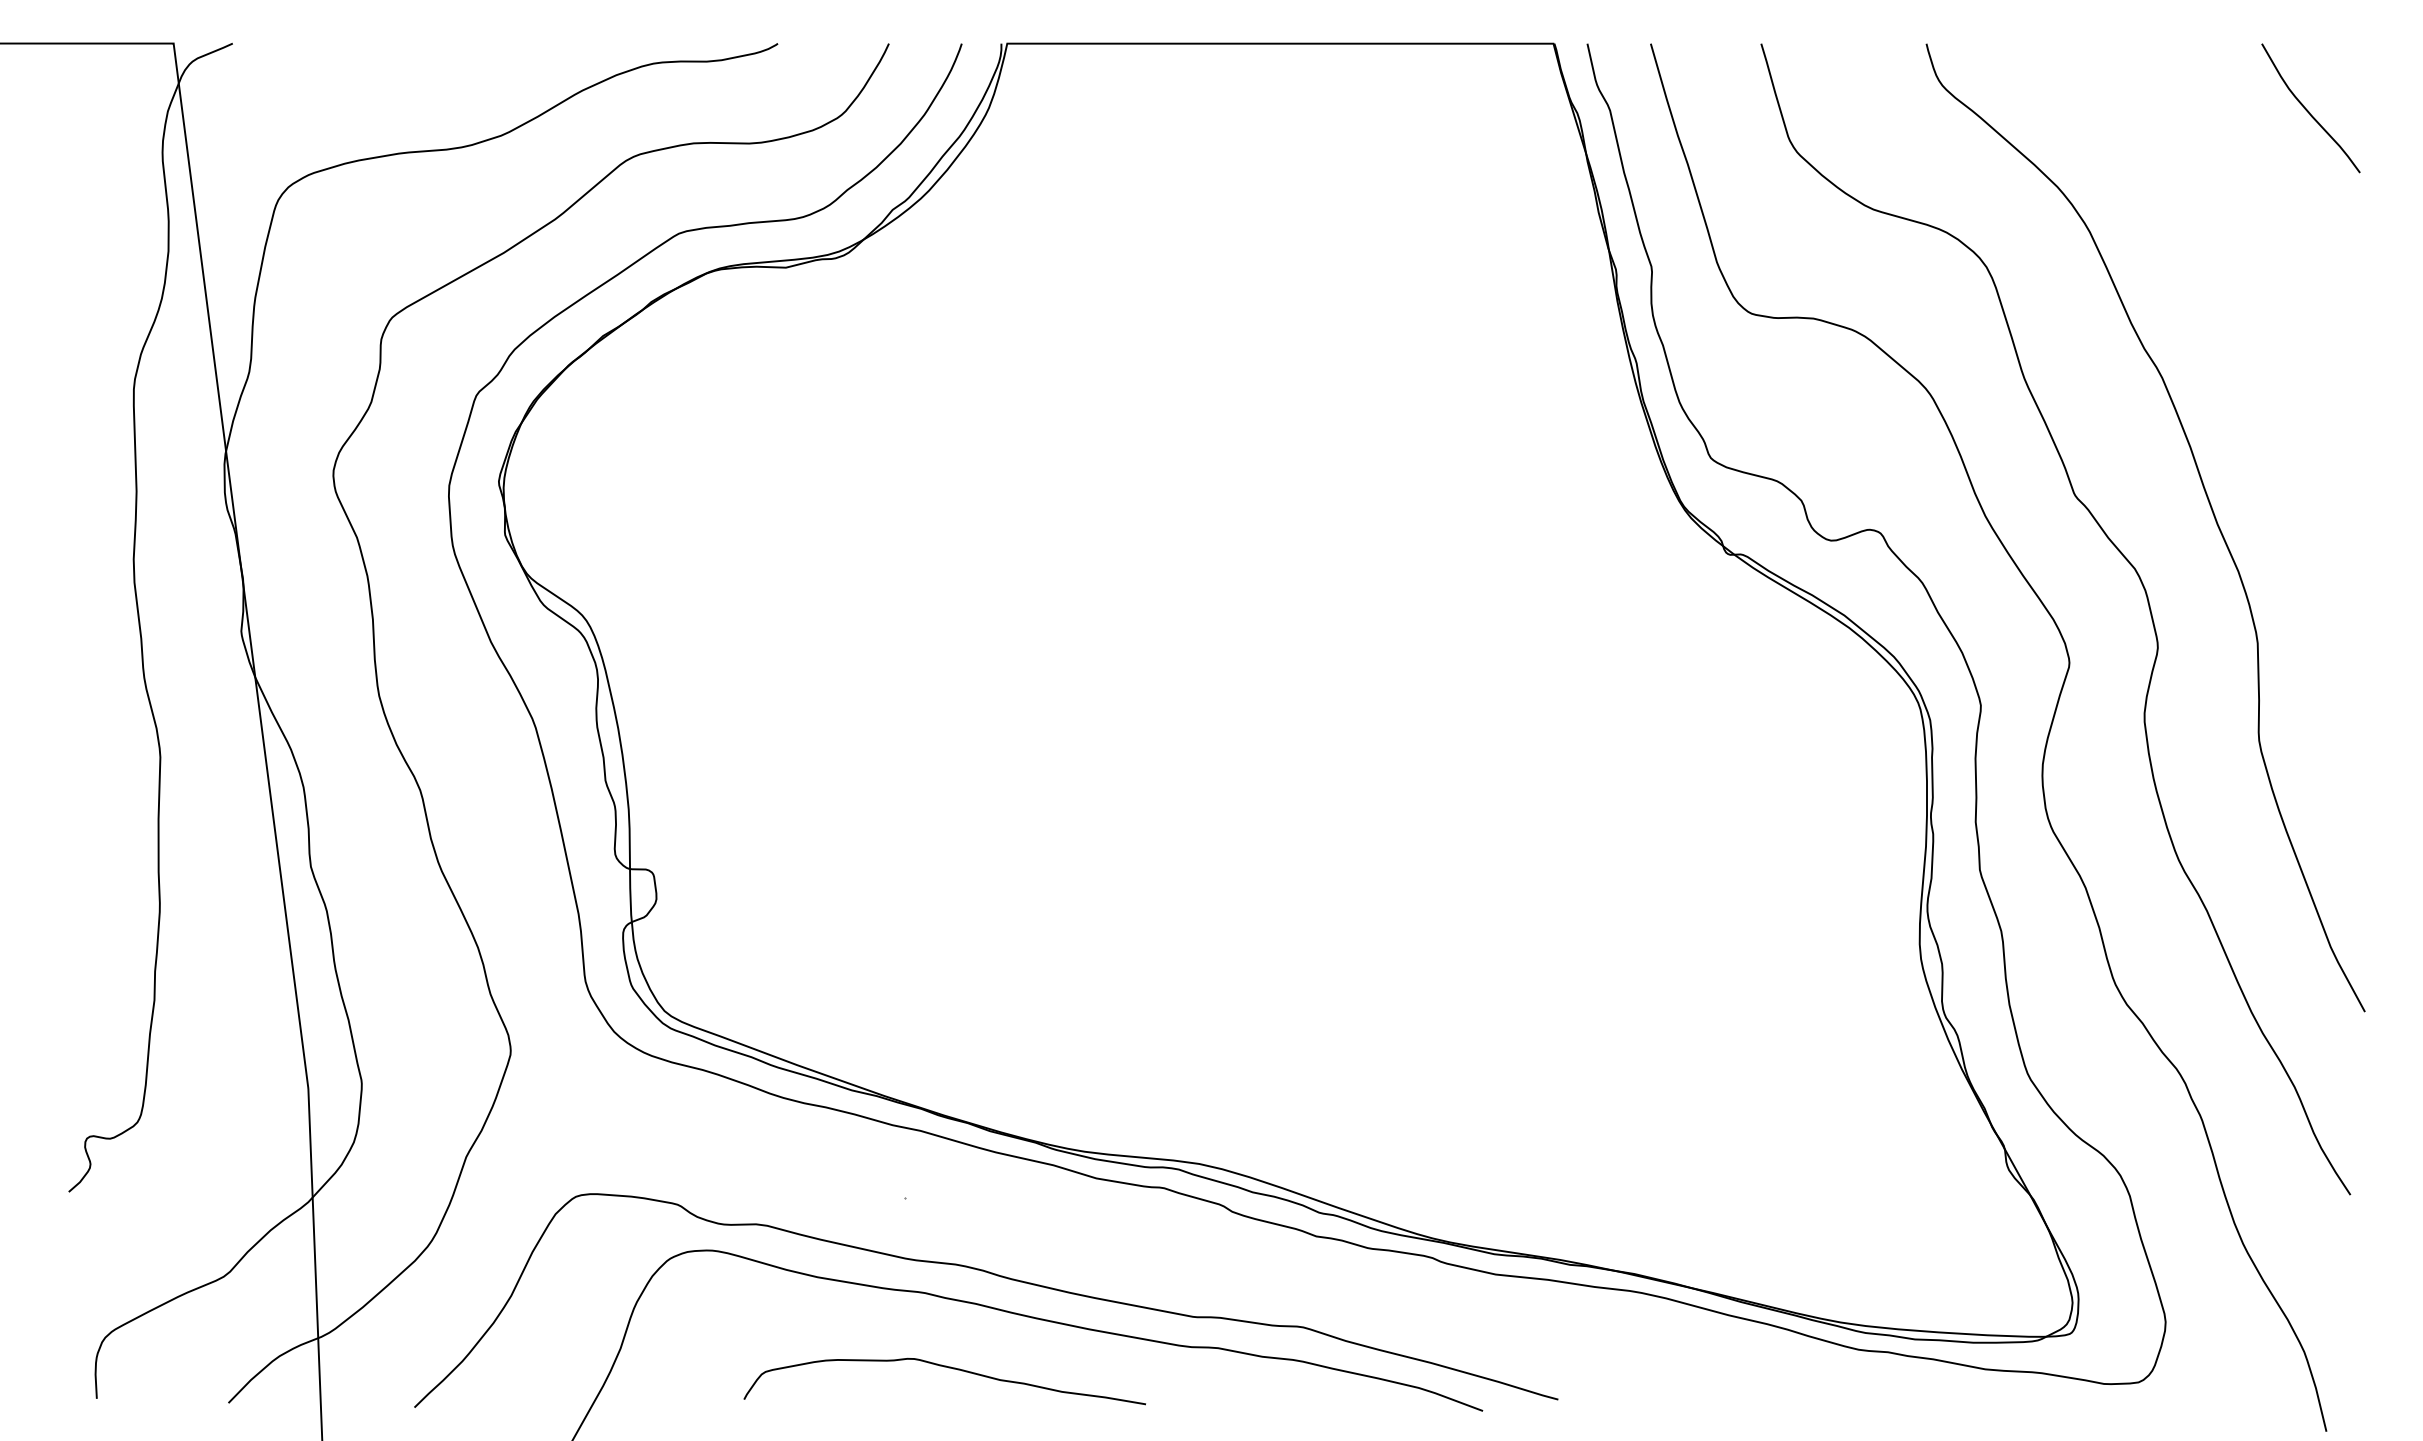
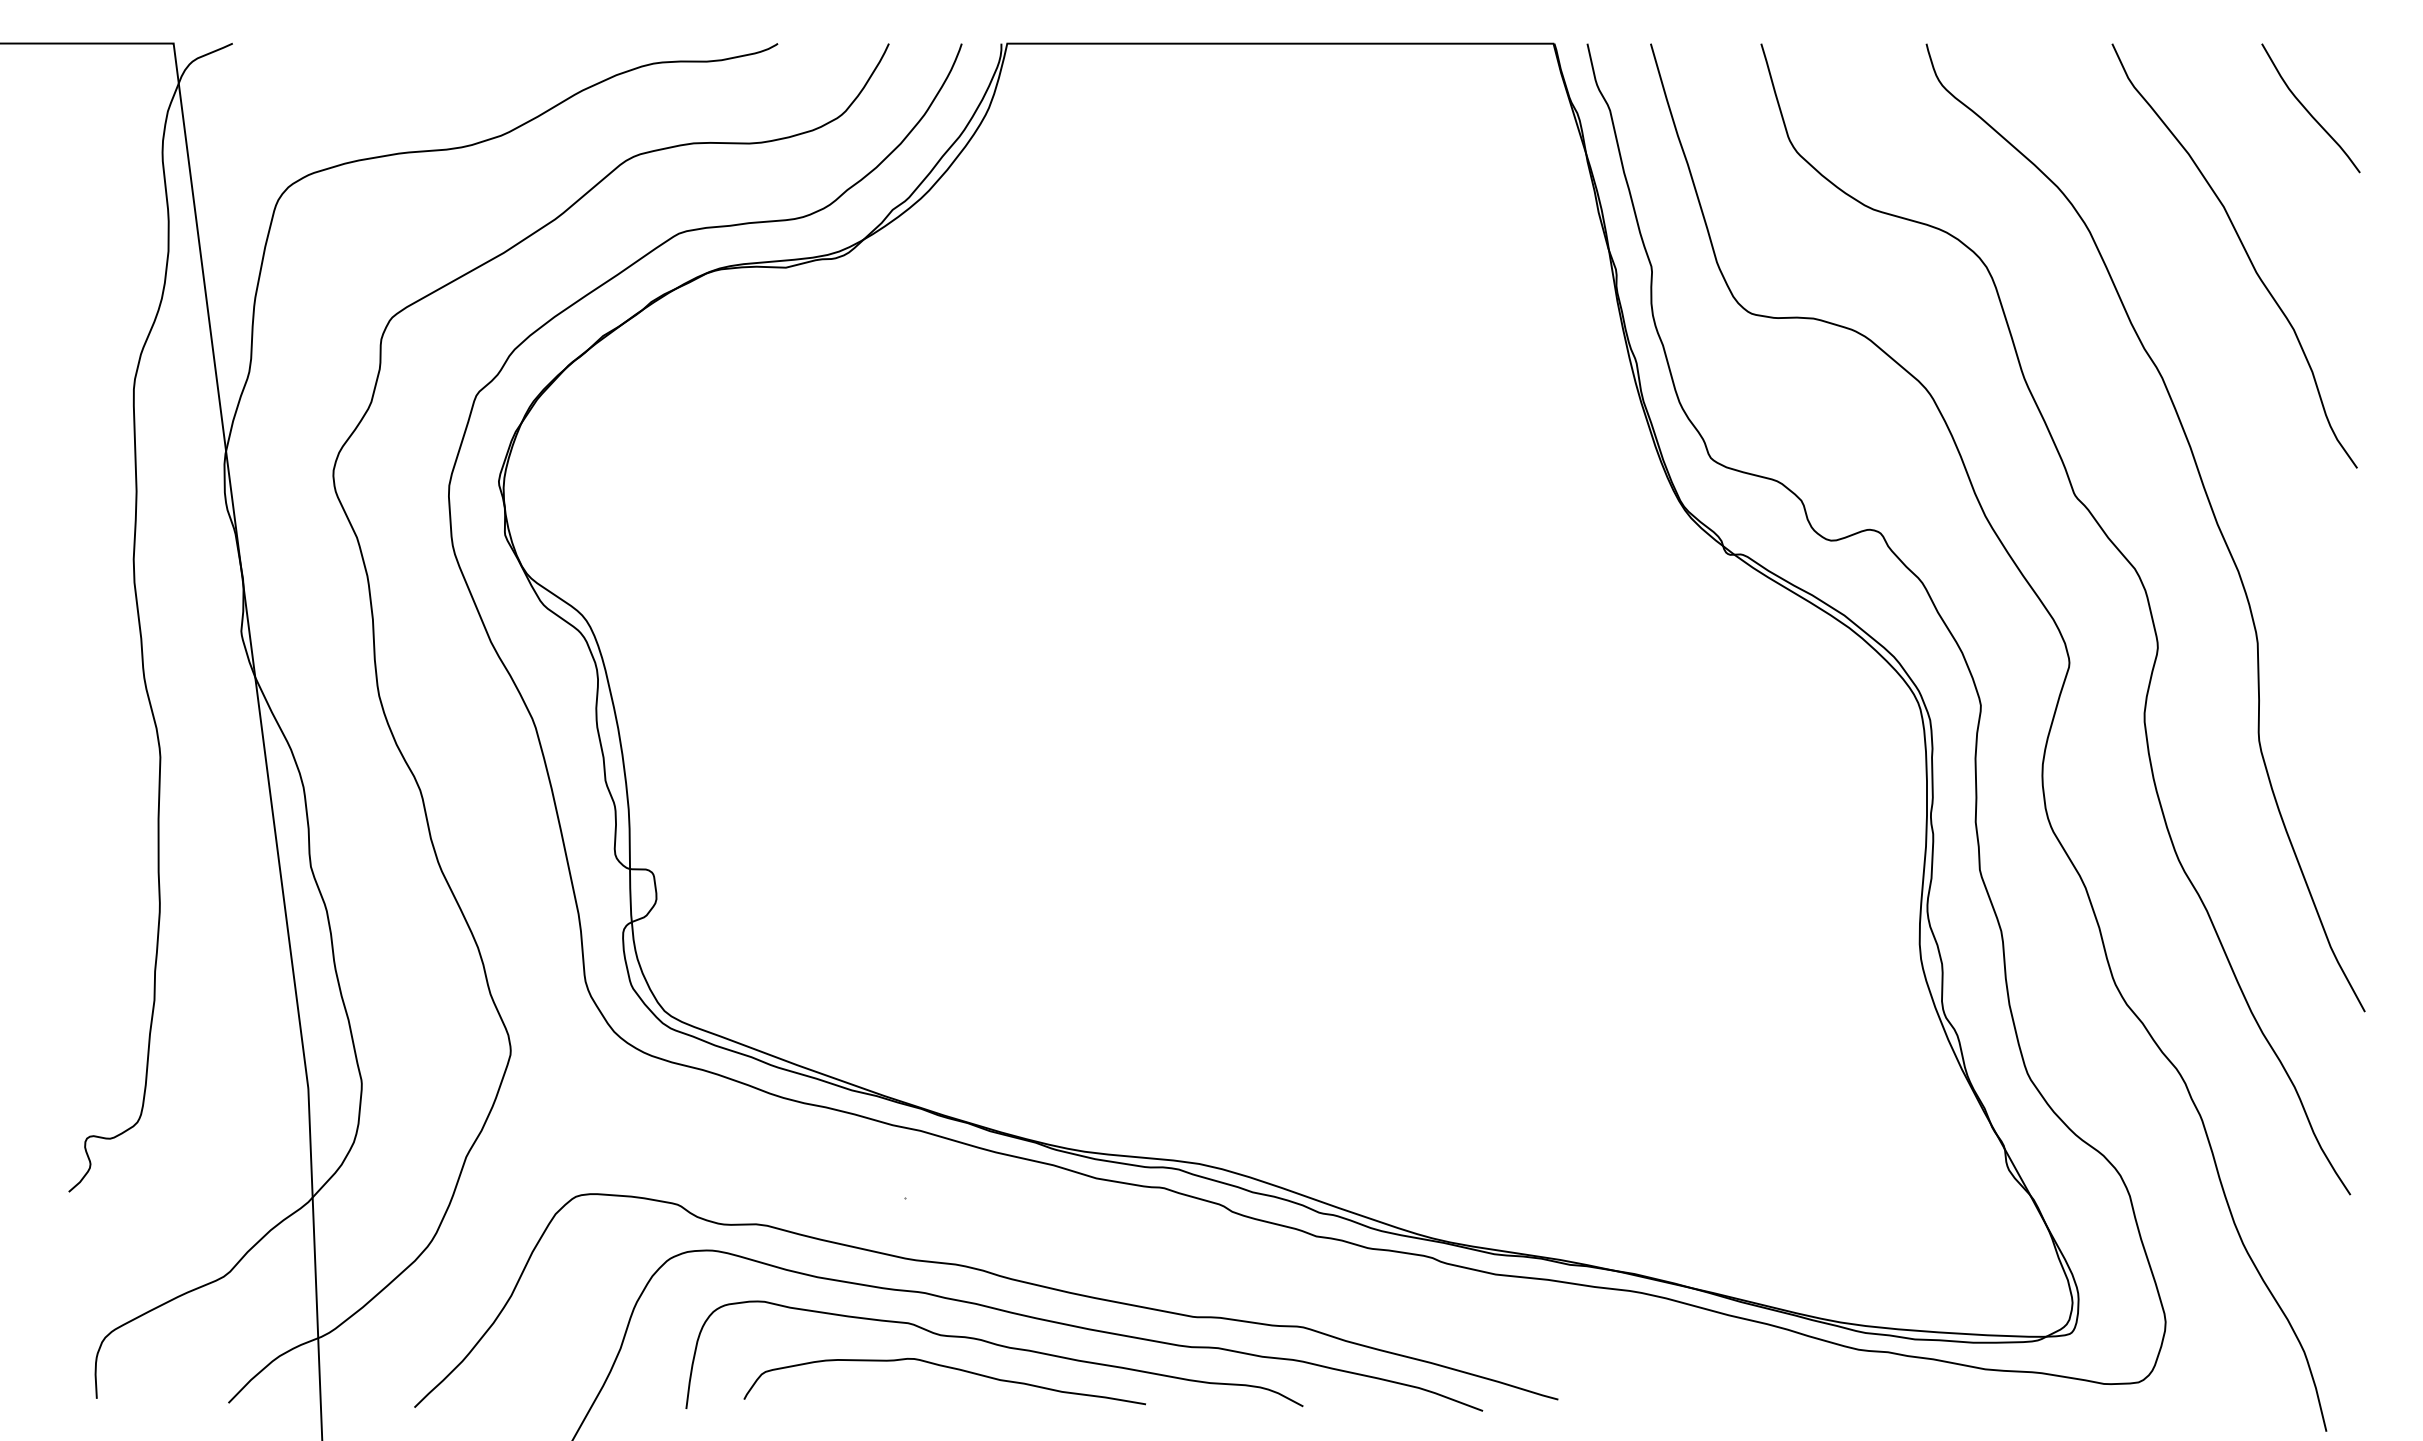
curve: none -> present (2244, 251)
curve: none -> present (995, 1345)
